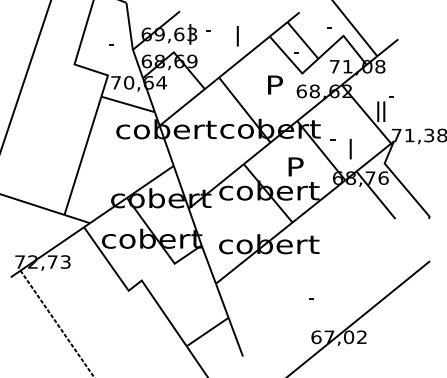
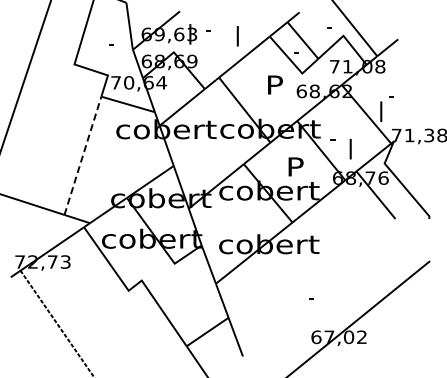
text: II -> I (381, 111)
line: solid -> dashed (82, 155)
